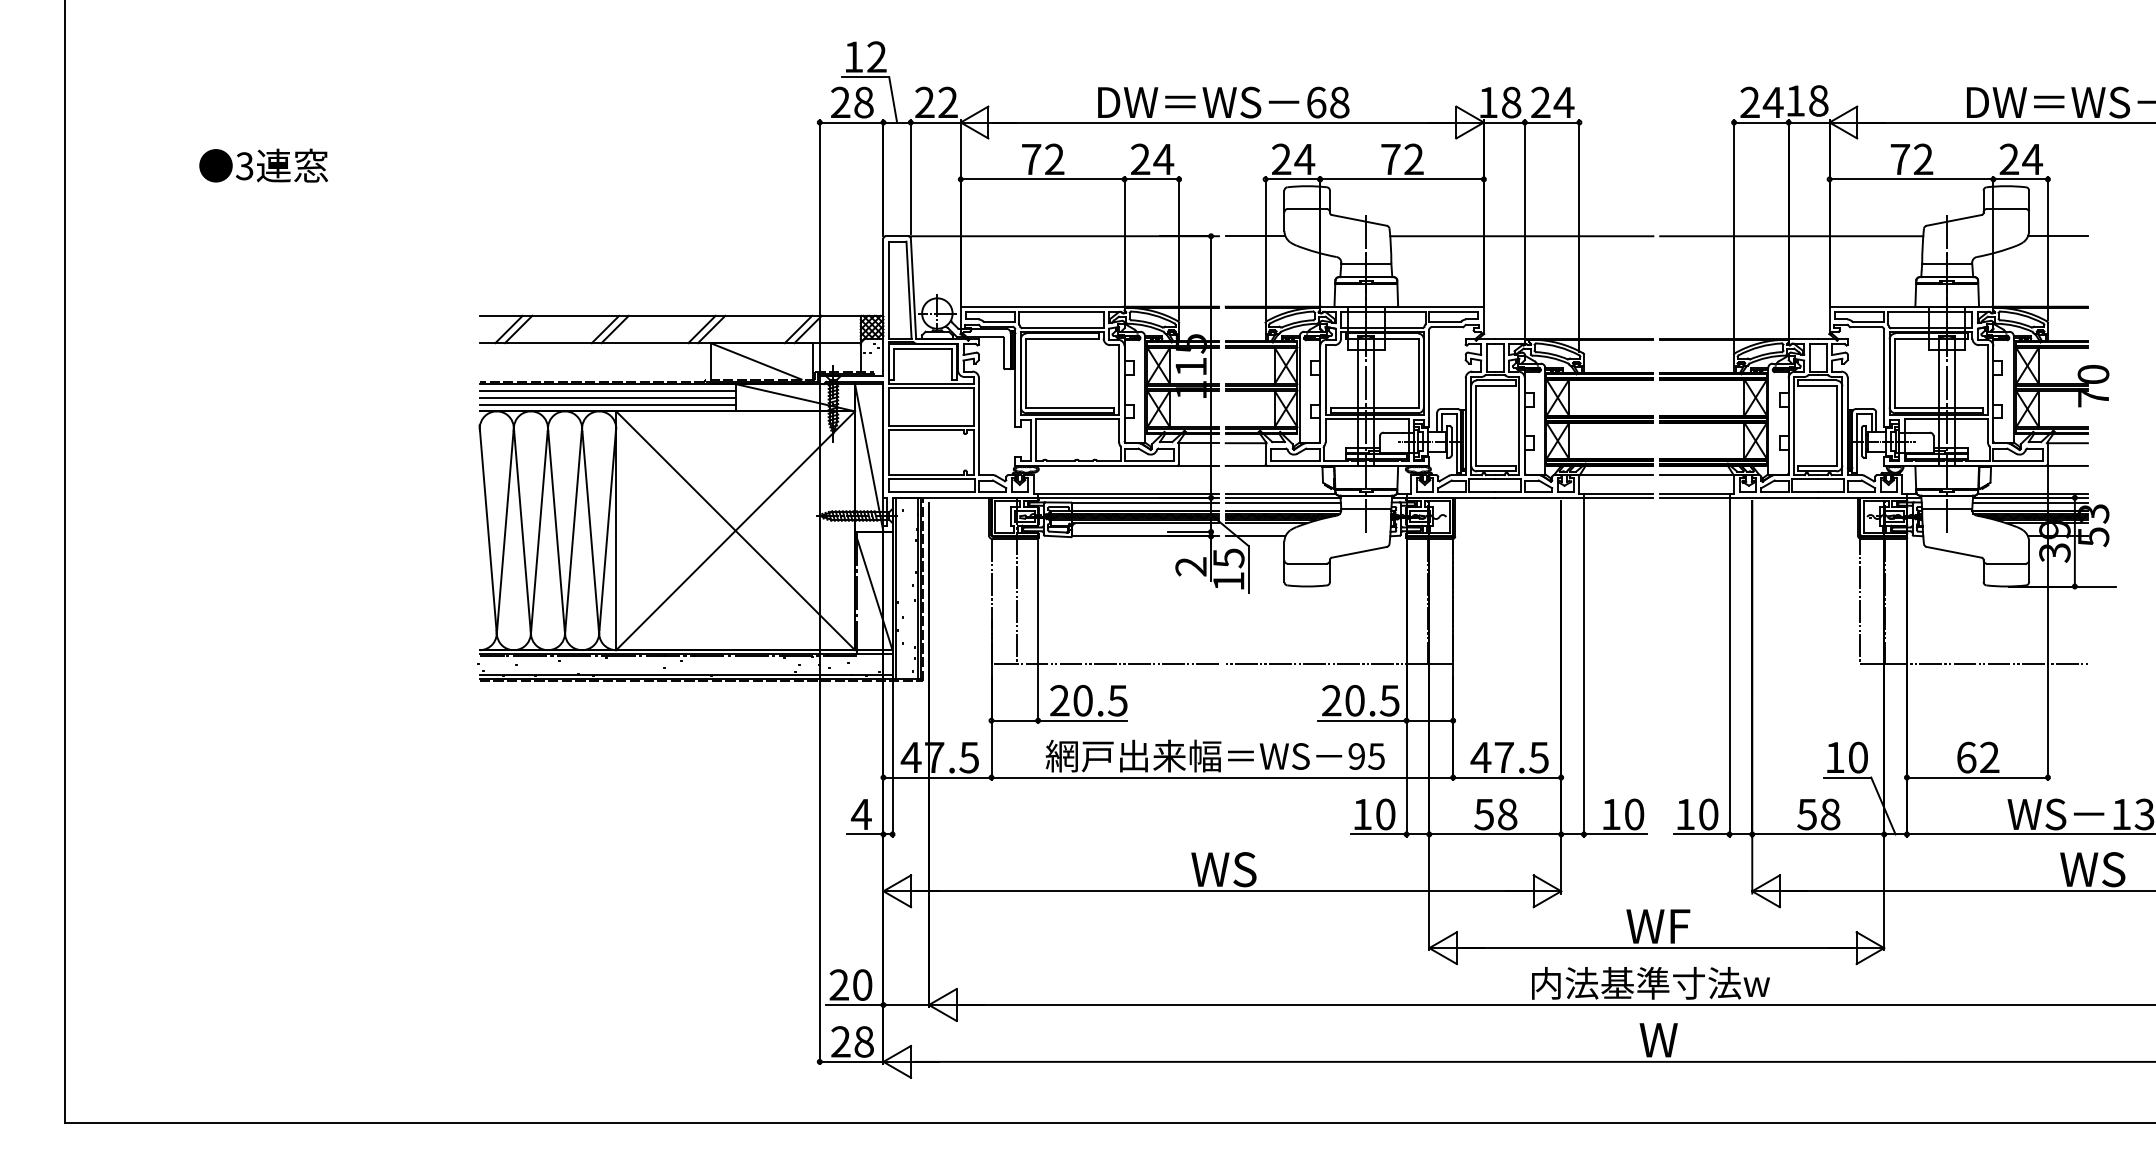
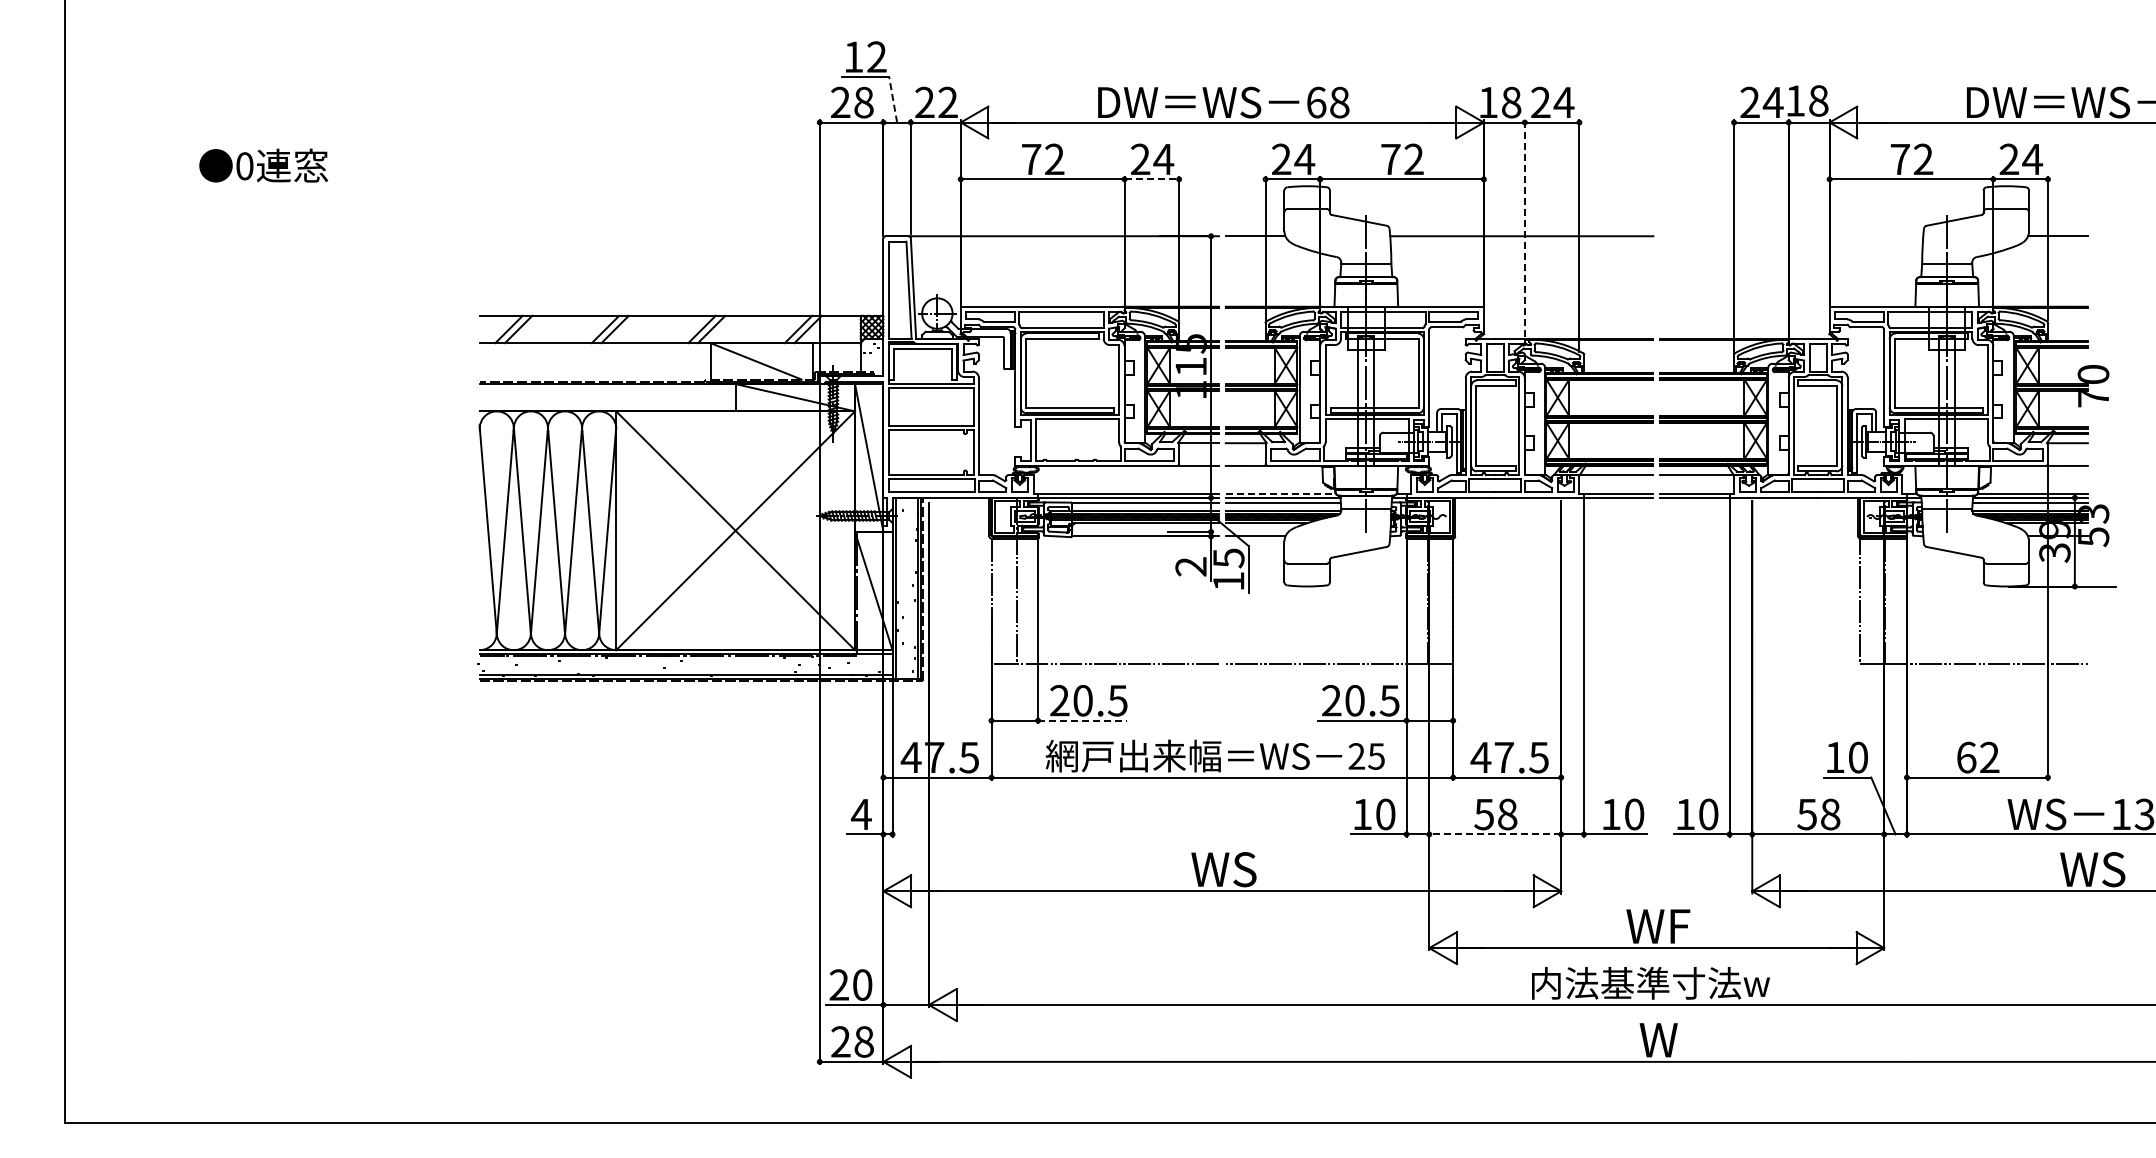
line: solid -> dashed (893, 99)
text: 3 -> 0 (244, 166)
line: solid -> dashed (1152, 179)
line: solid -> dashed (1524, 228)
line: present -> none (1791, 236)
line: present -> none (607, 390)
line: present -> none (607, 397)
line: present -> none (607, 404)
line: solid -> dashed (1281, 493)
line: solid -> dashed (1082, 720)
text: 95 -> 25 (1356, 756)
line: solid -> dashed (1495, 834)
